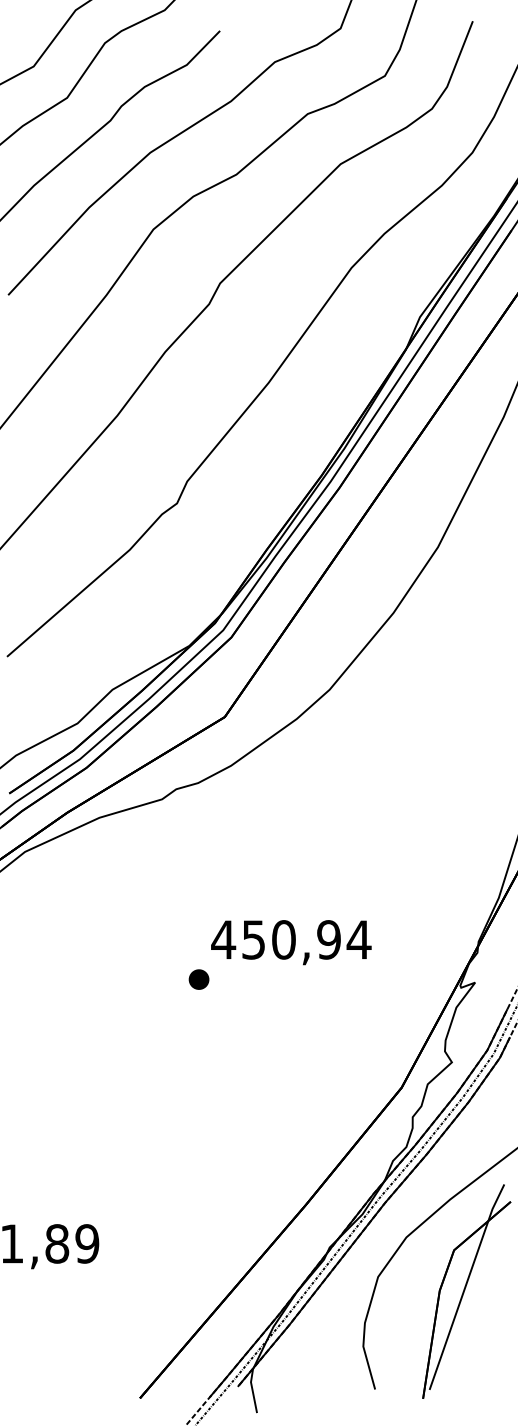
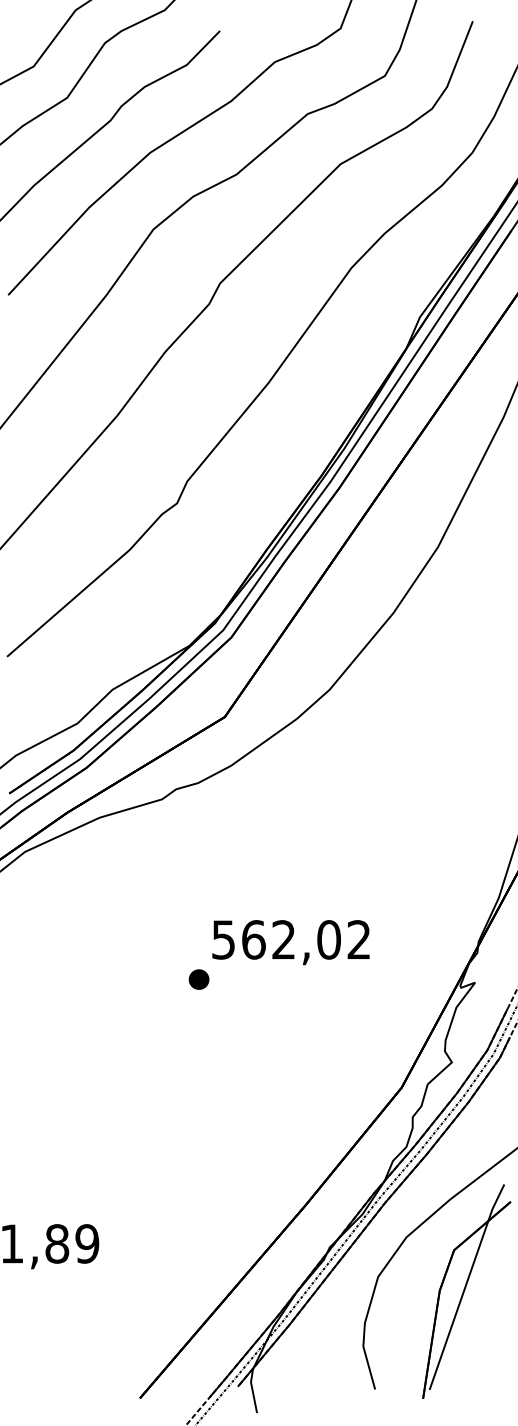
text: 450,94 -> 562,02 (291, 939)
